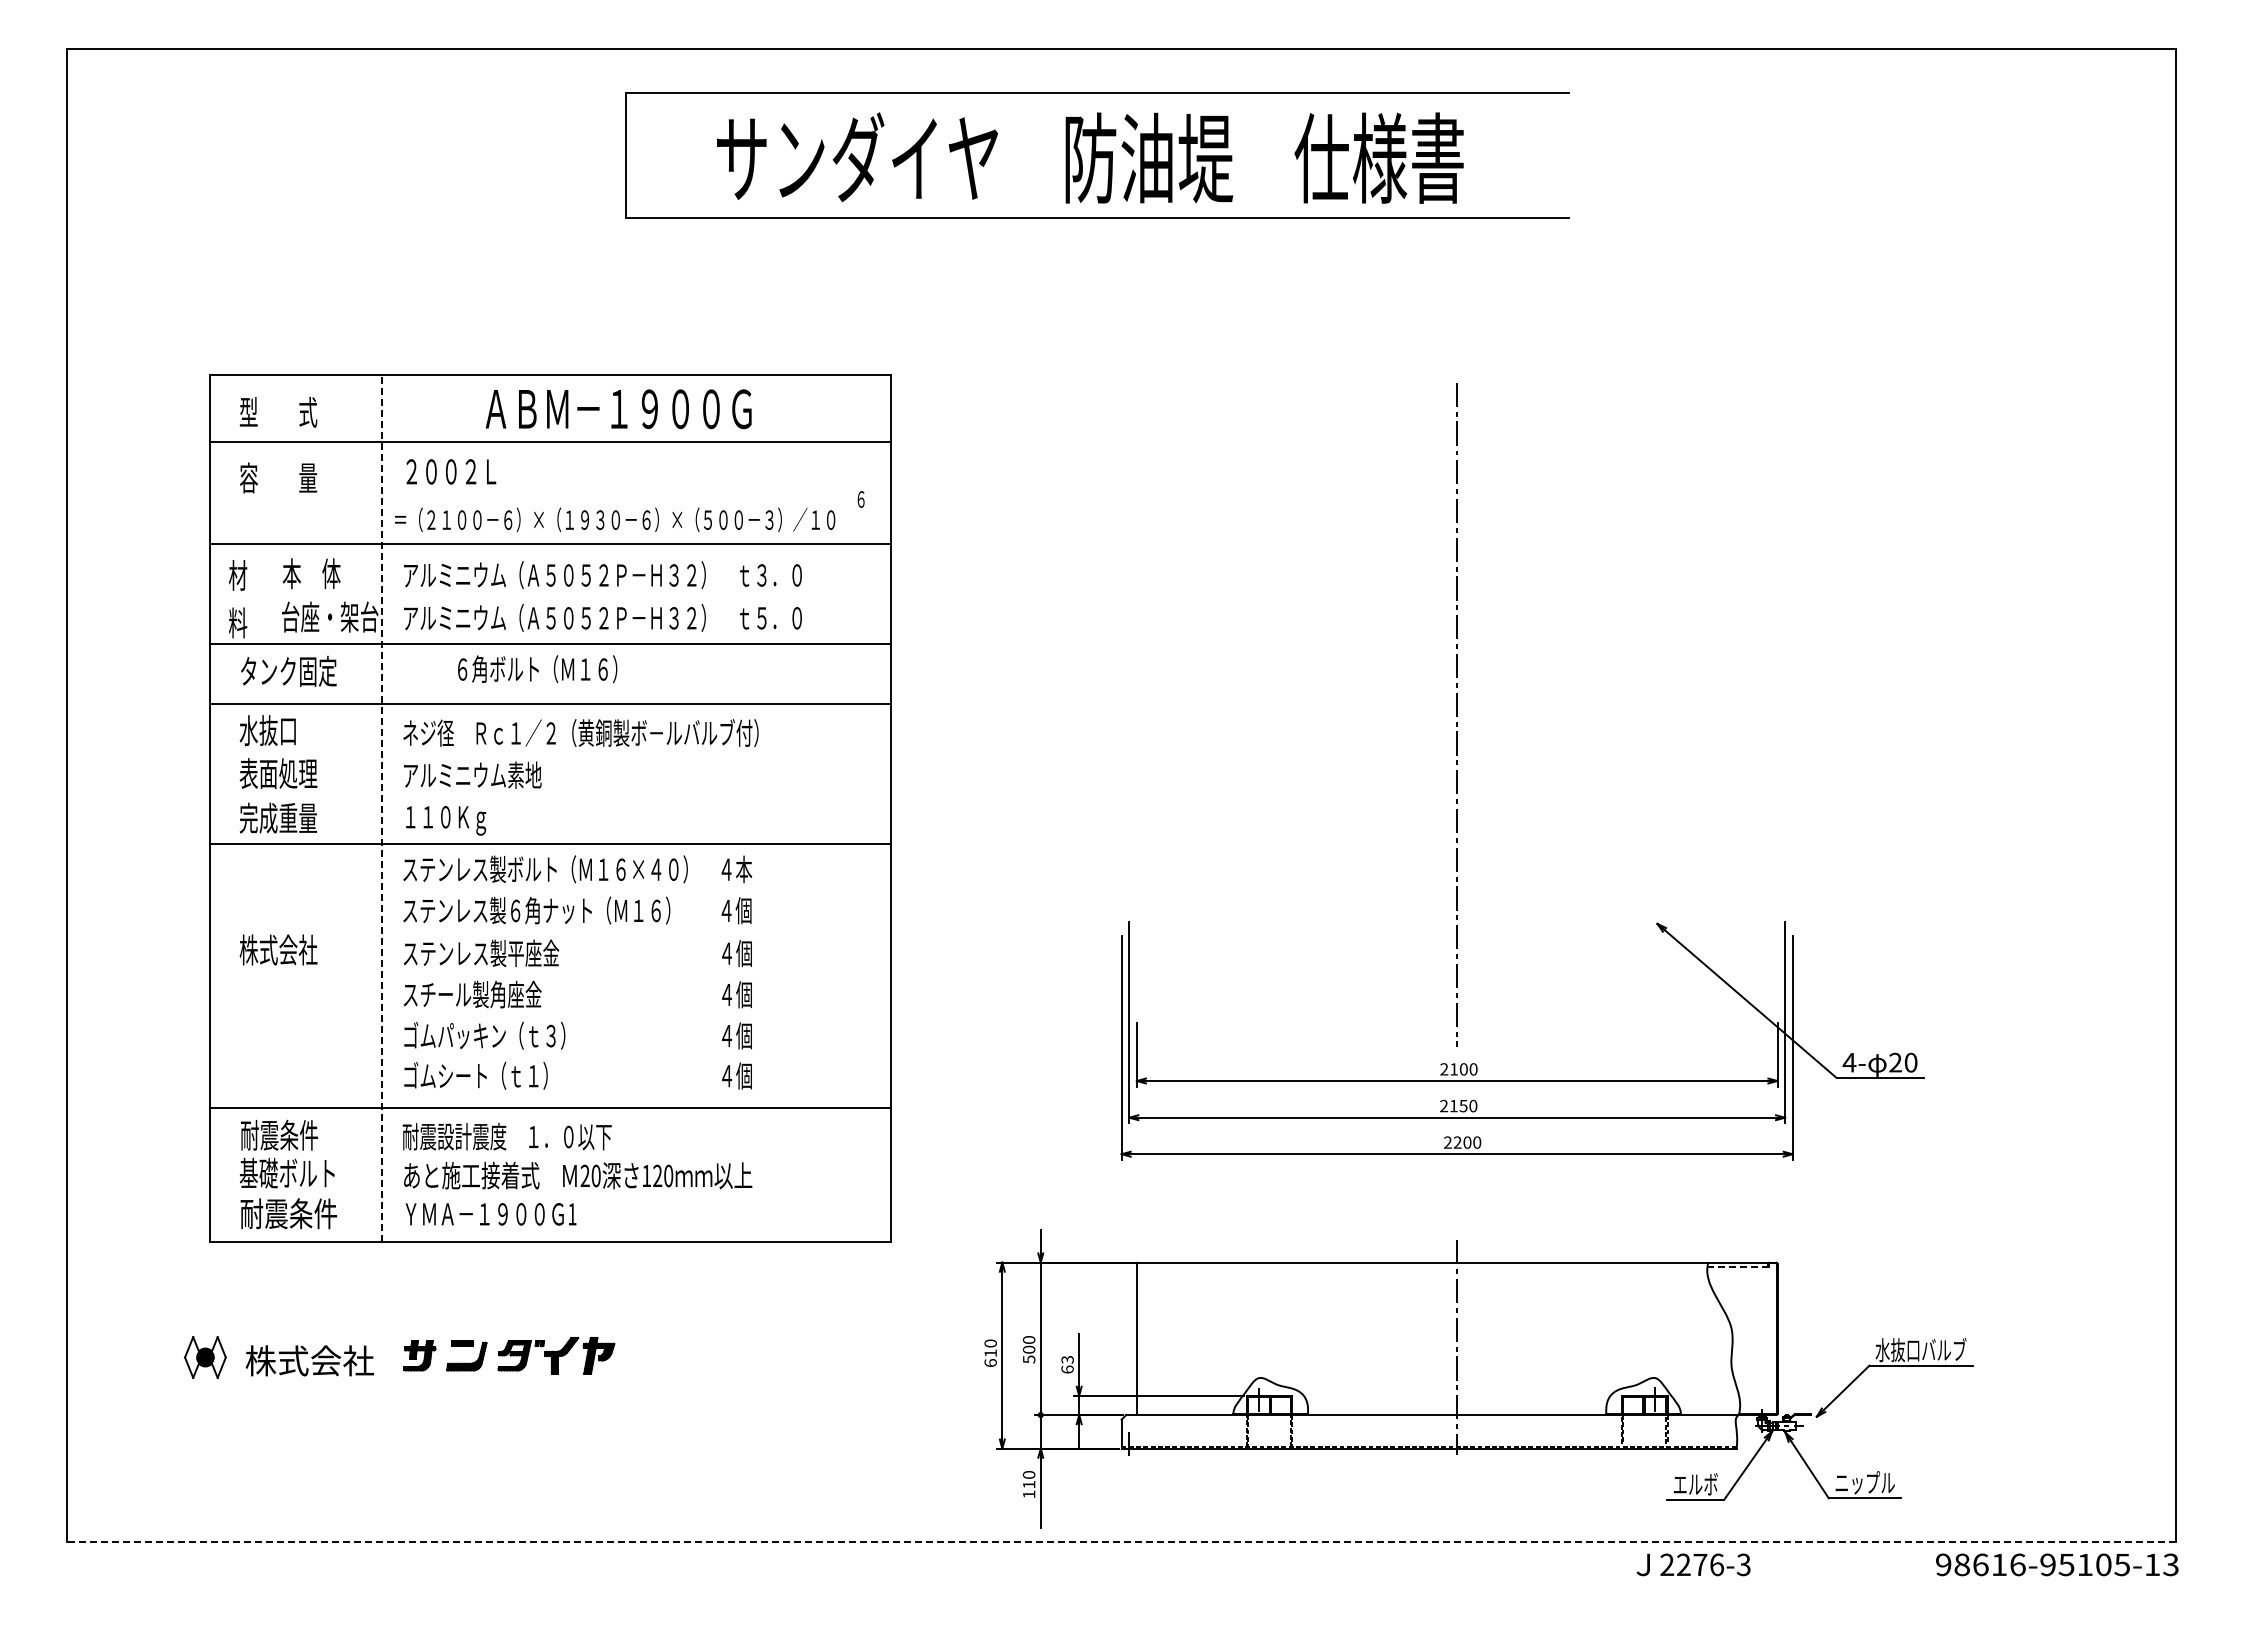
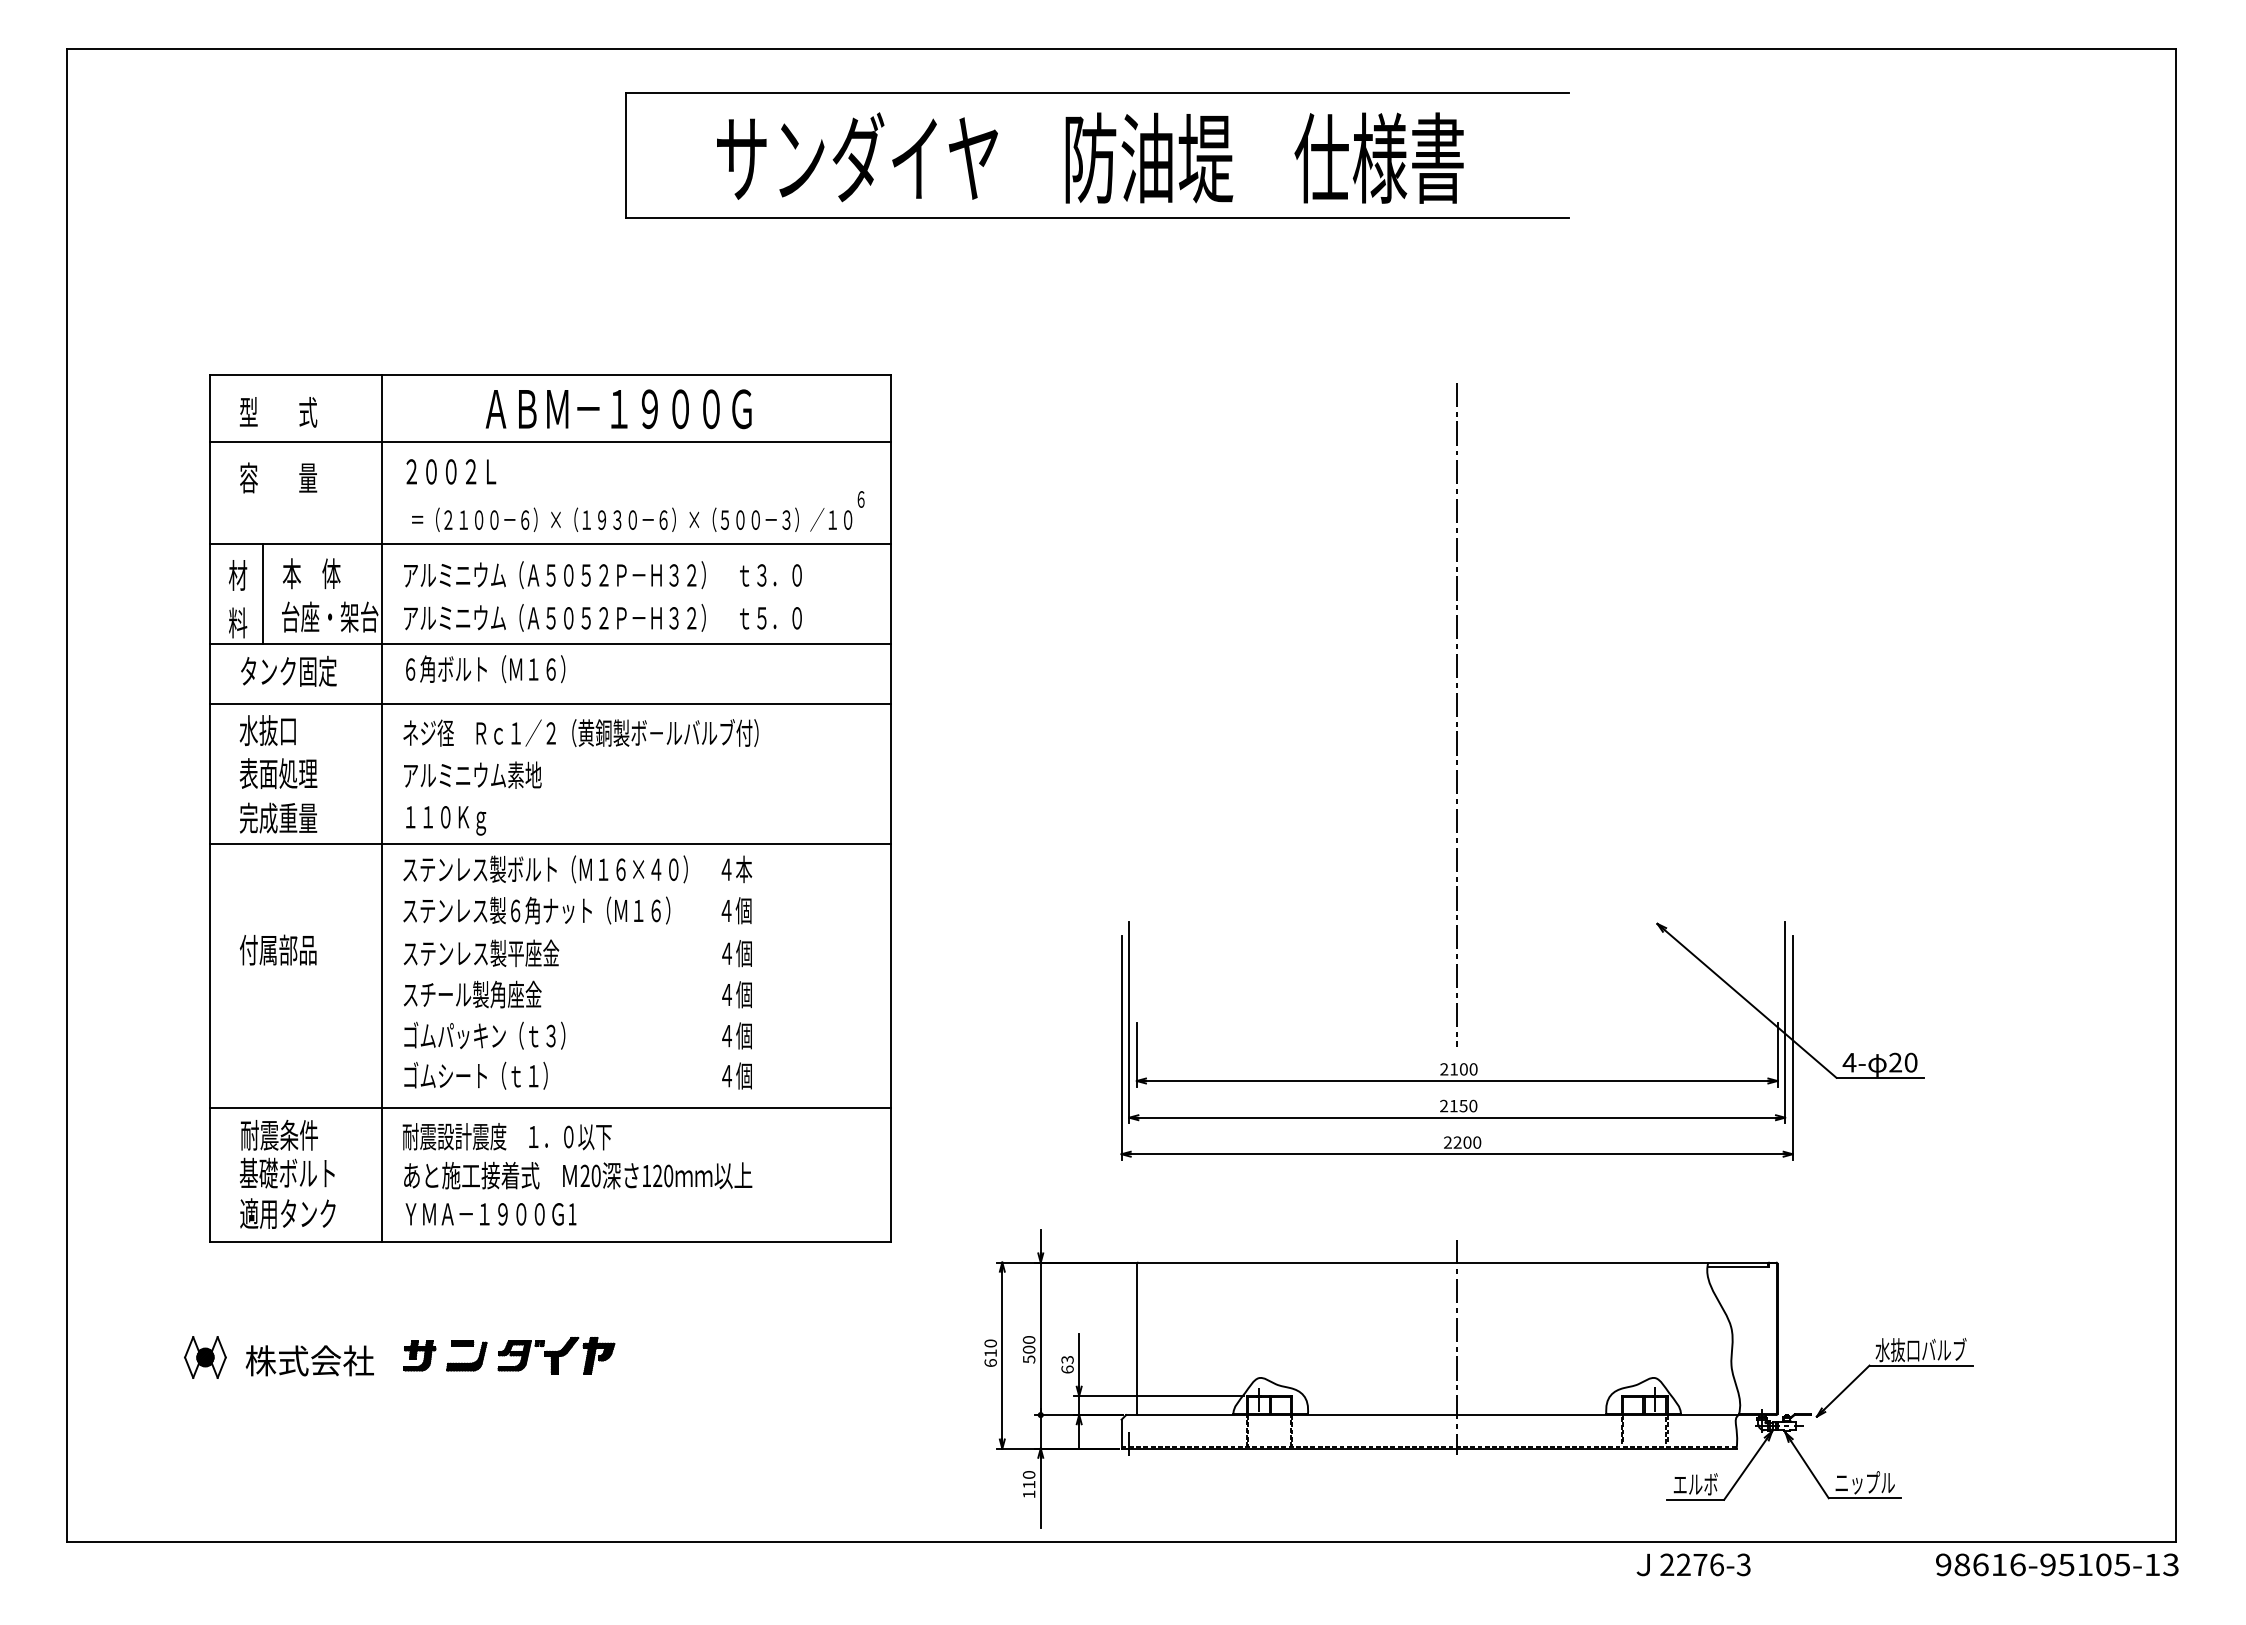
text position: (615, 519) -> (632, 519) (632, 519)
line: none -> present (263, 593)
text position: (537, 669) -> (485, 669) (485, 669)
line: dashed -> solid (382, 808)
text: 株式会社 -> 付属部品 (278, 949)
text: 耐震条件 -> 適用タンク (288, 1213)
line: dashed -> solid (1738, 1267)
line: dashed -> solid (1121, 1542)
